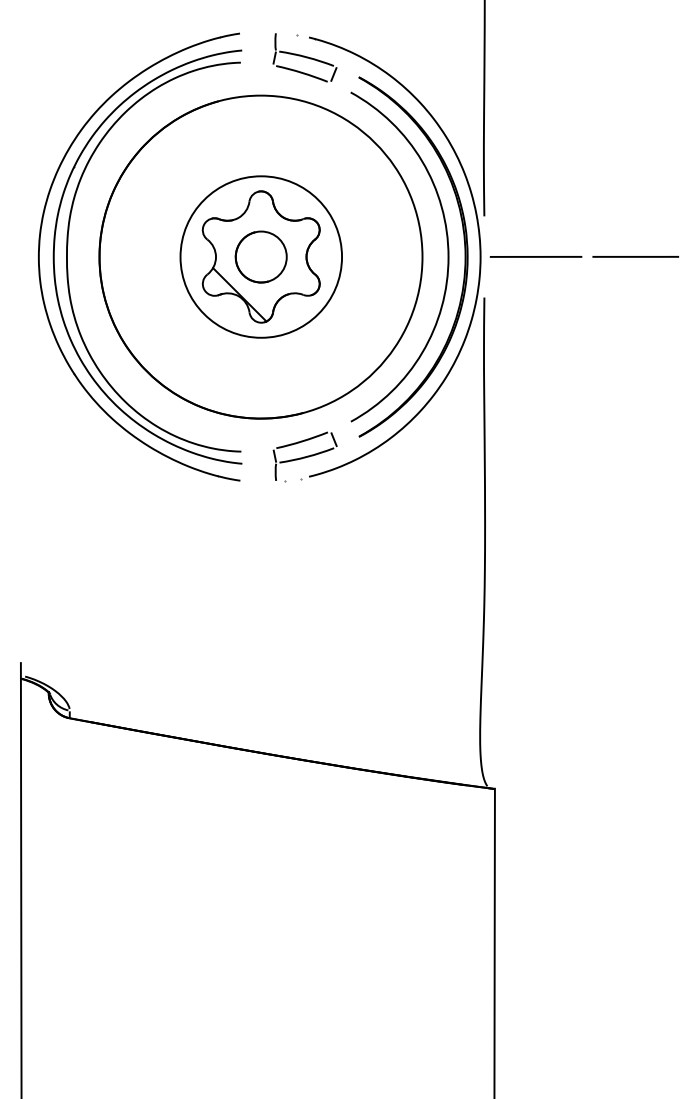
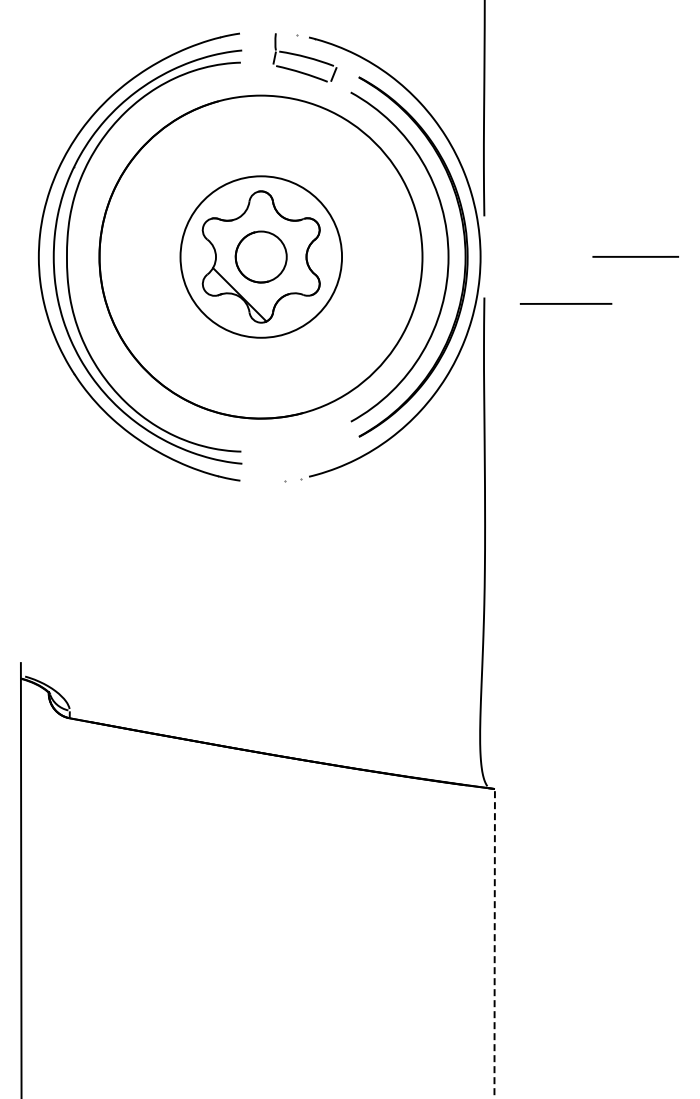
line position: (535, 256) -> (565, 303) (565, 303)
part: present -> none (304, 455)
line: solid -> dashed (494, 943)
